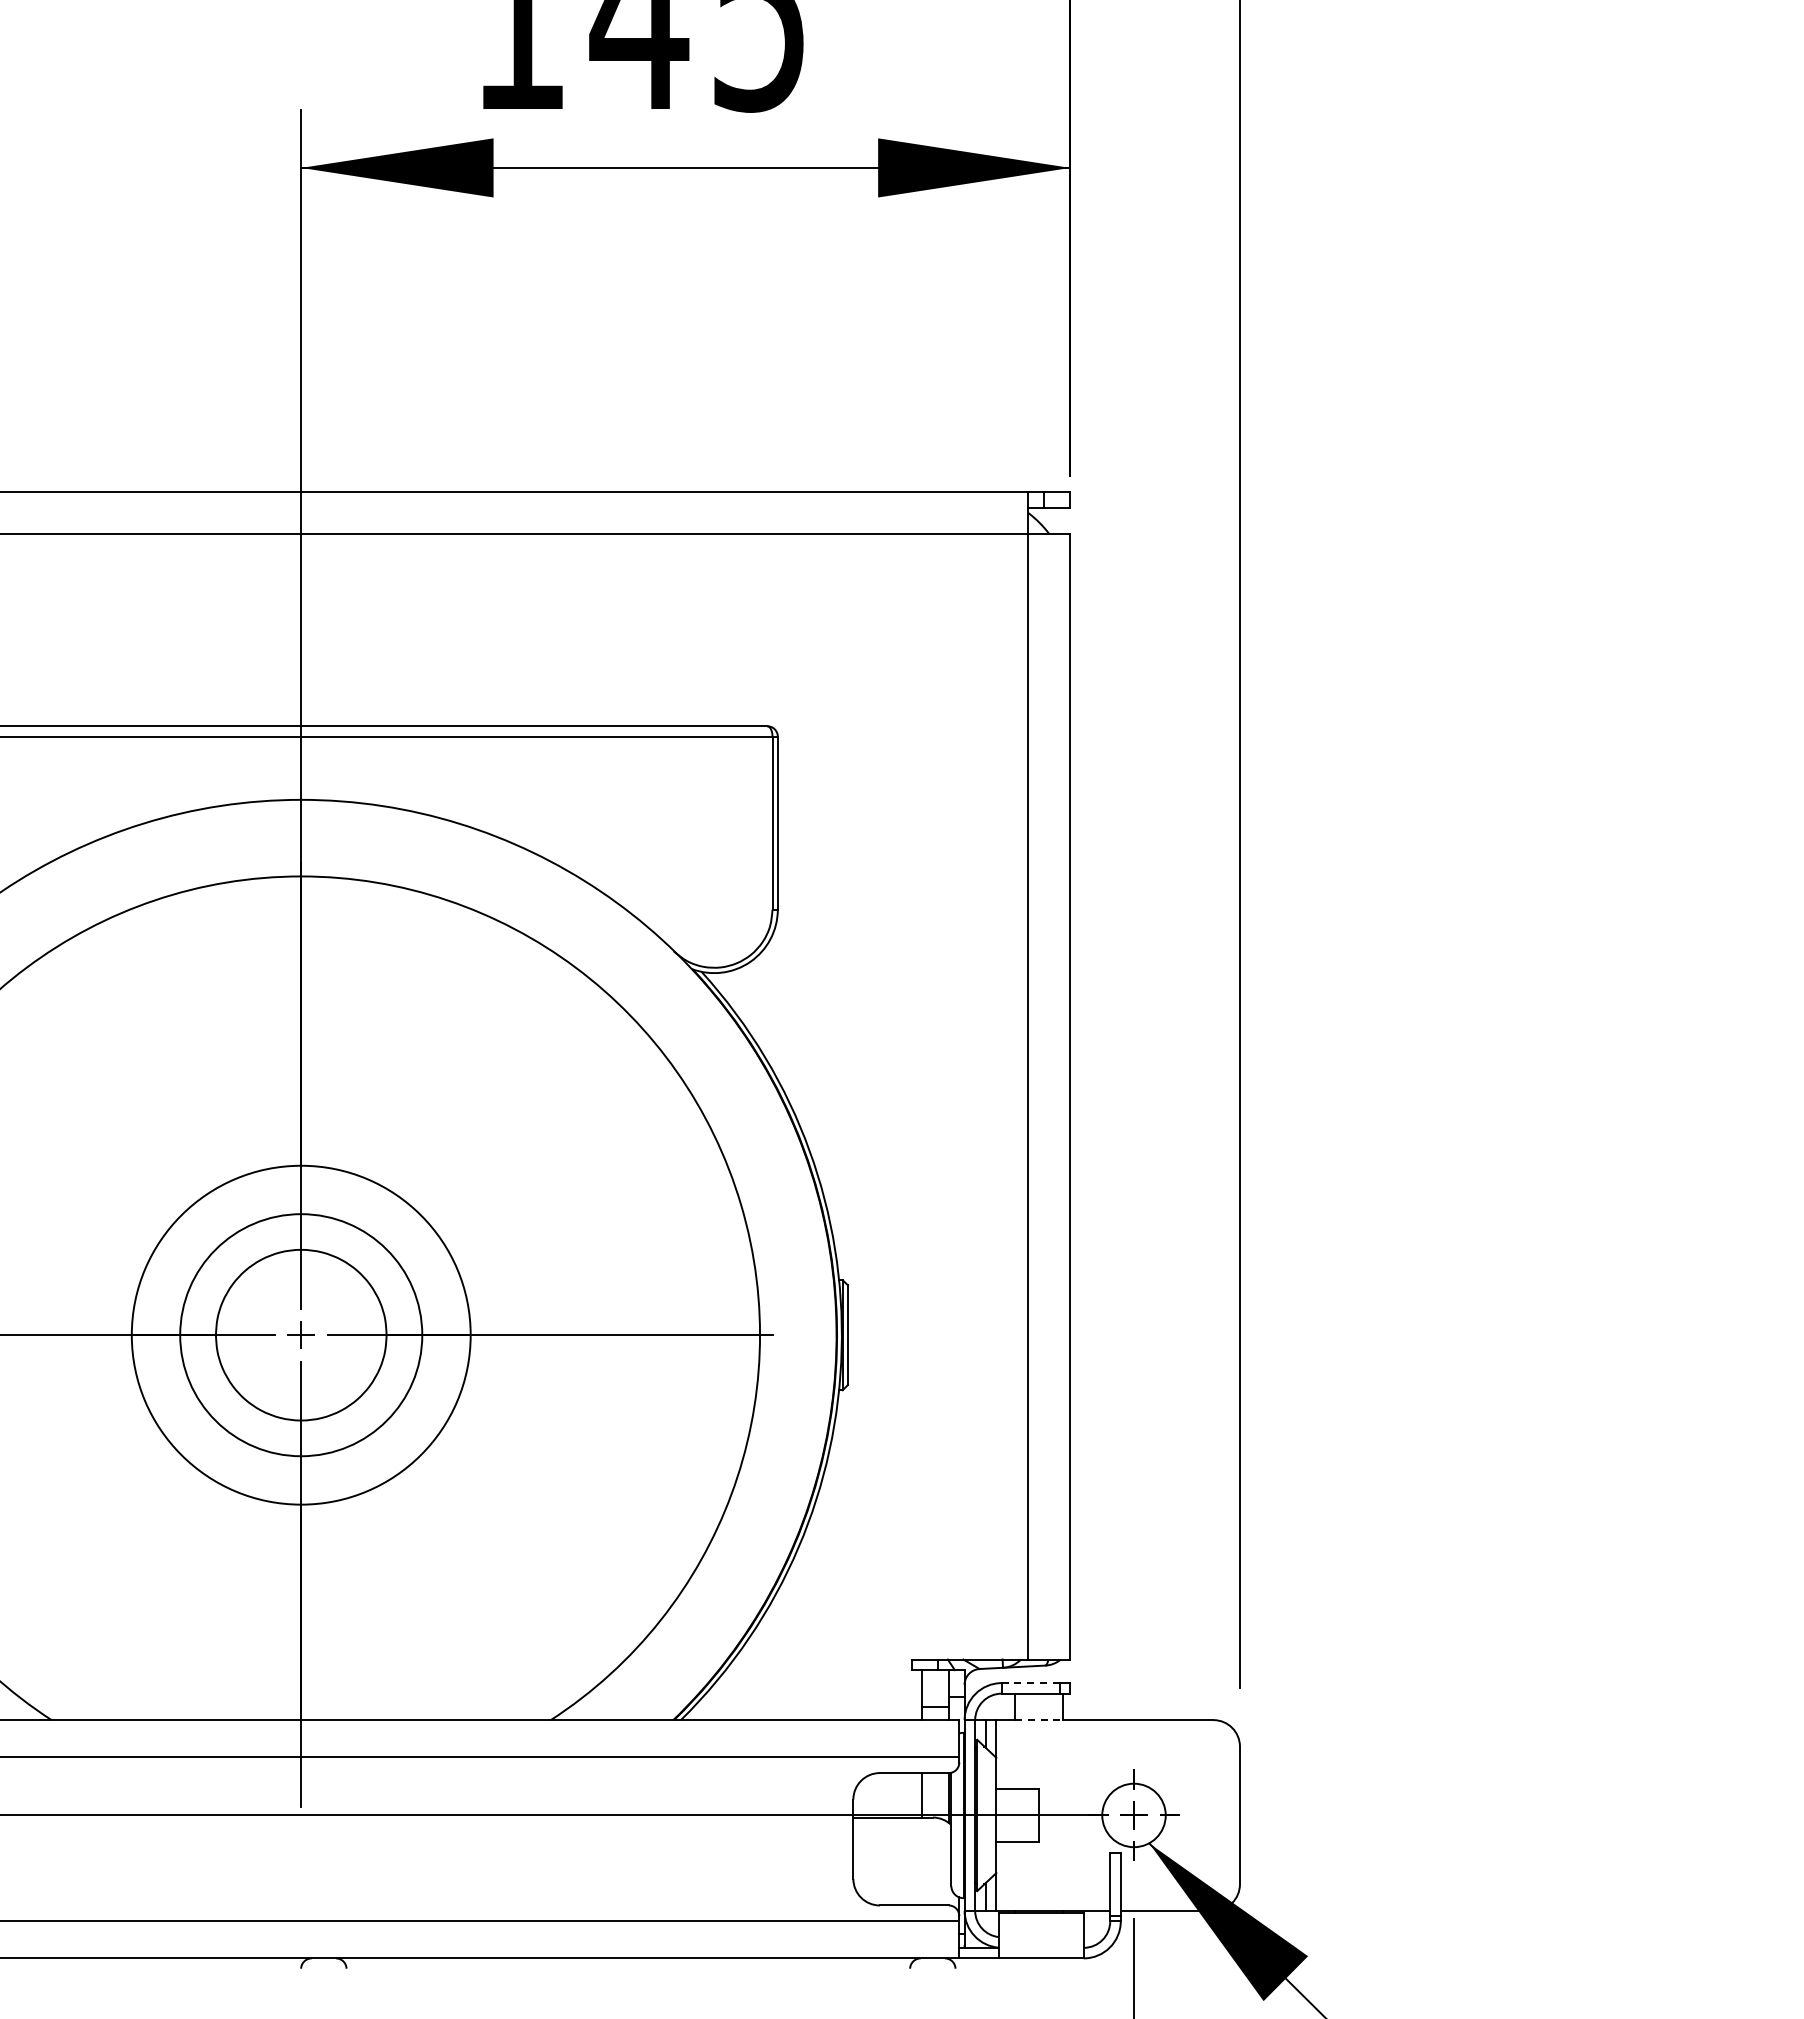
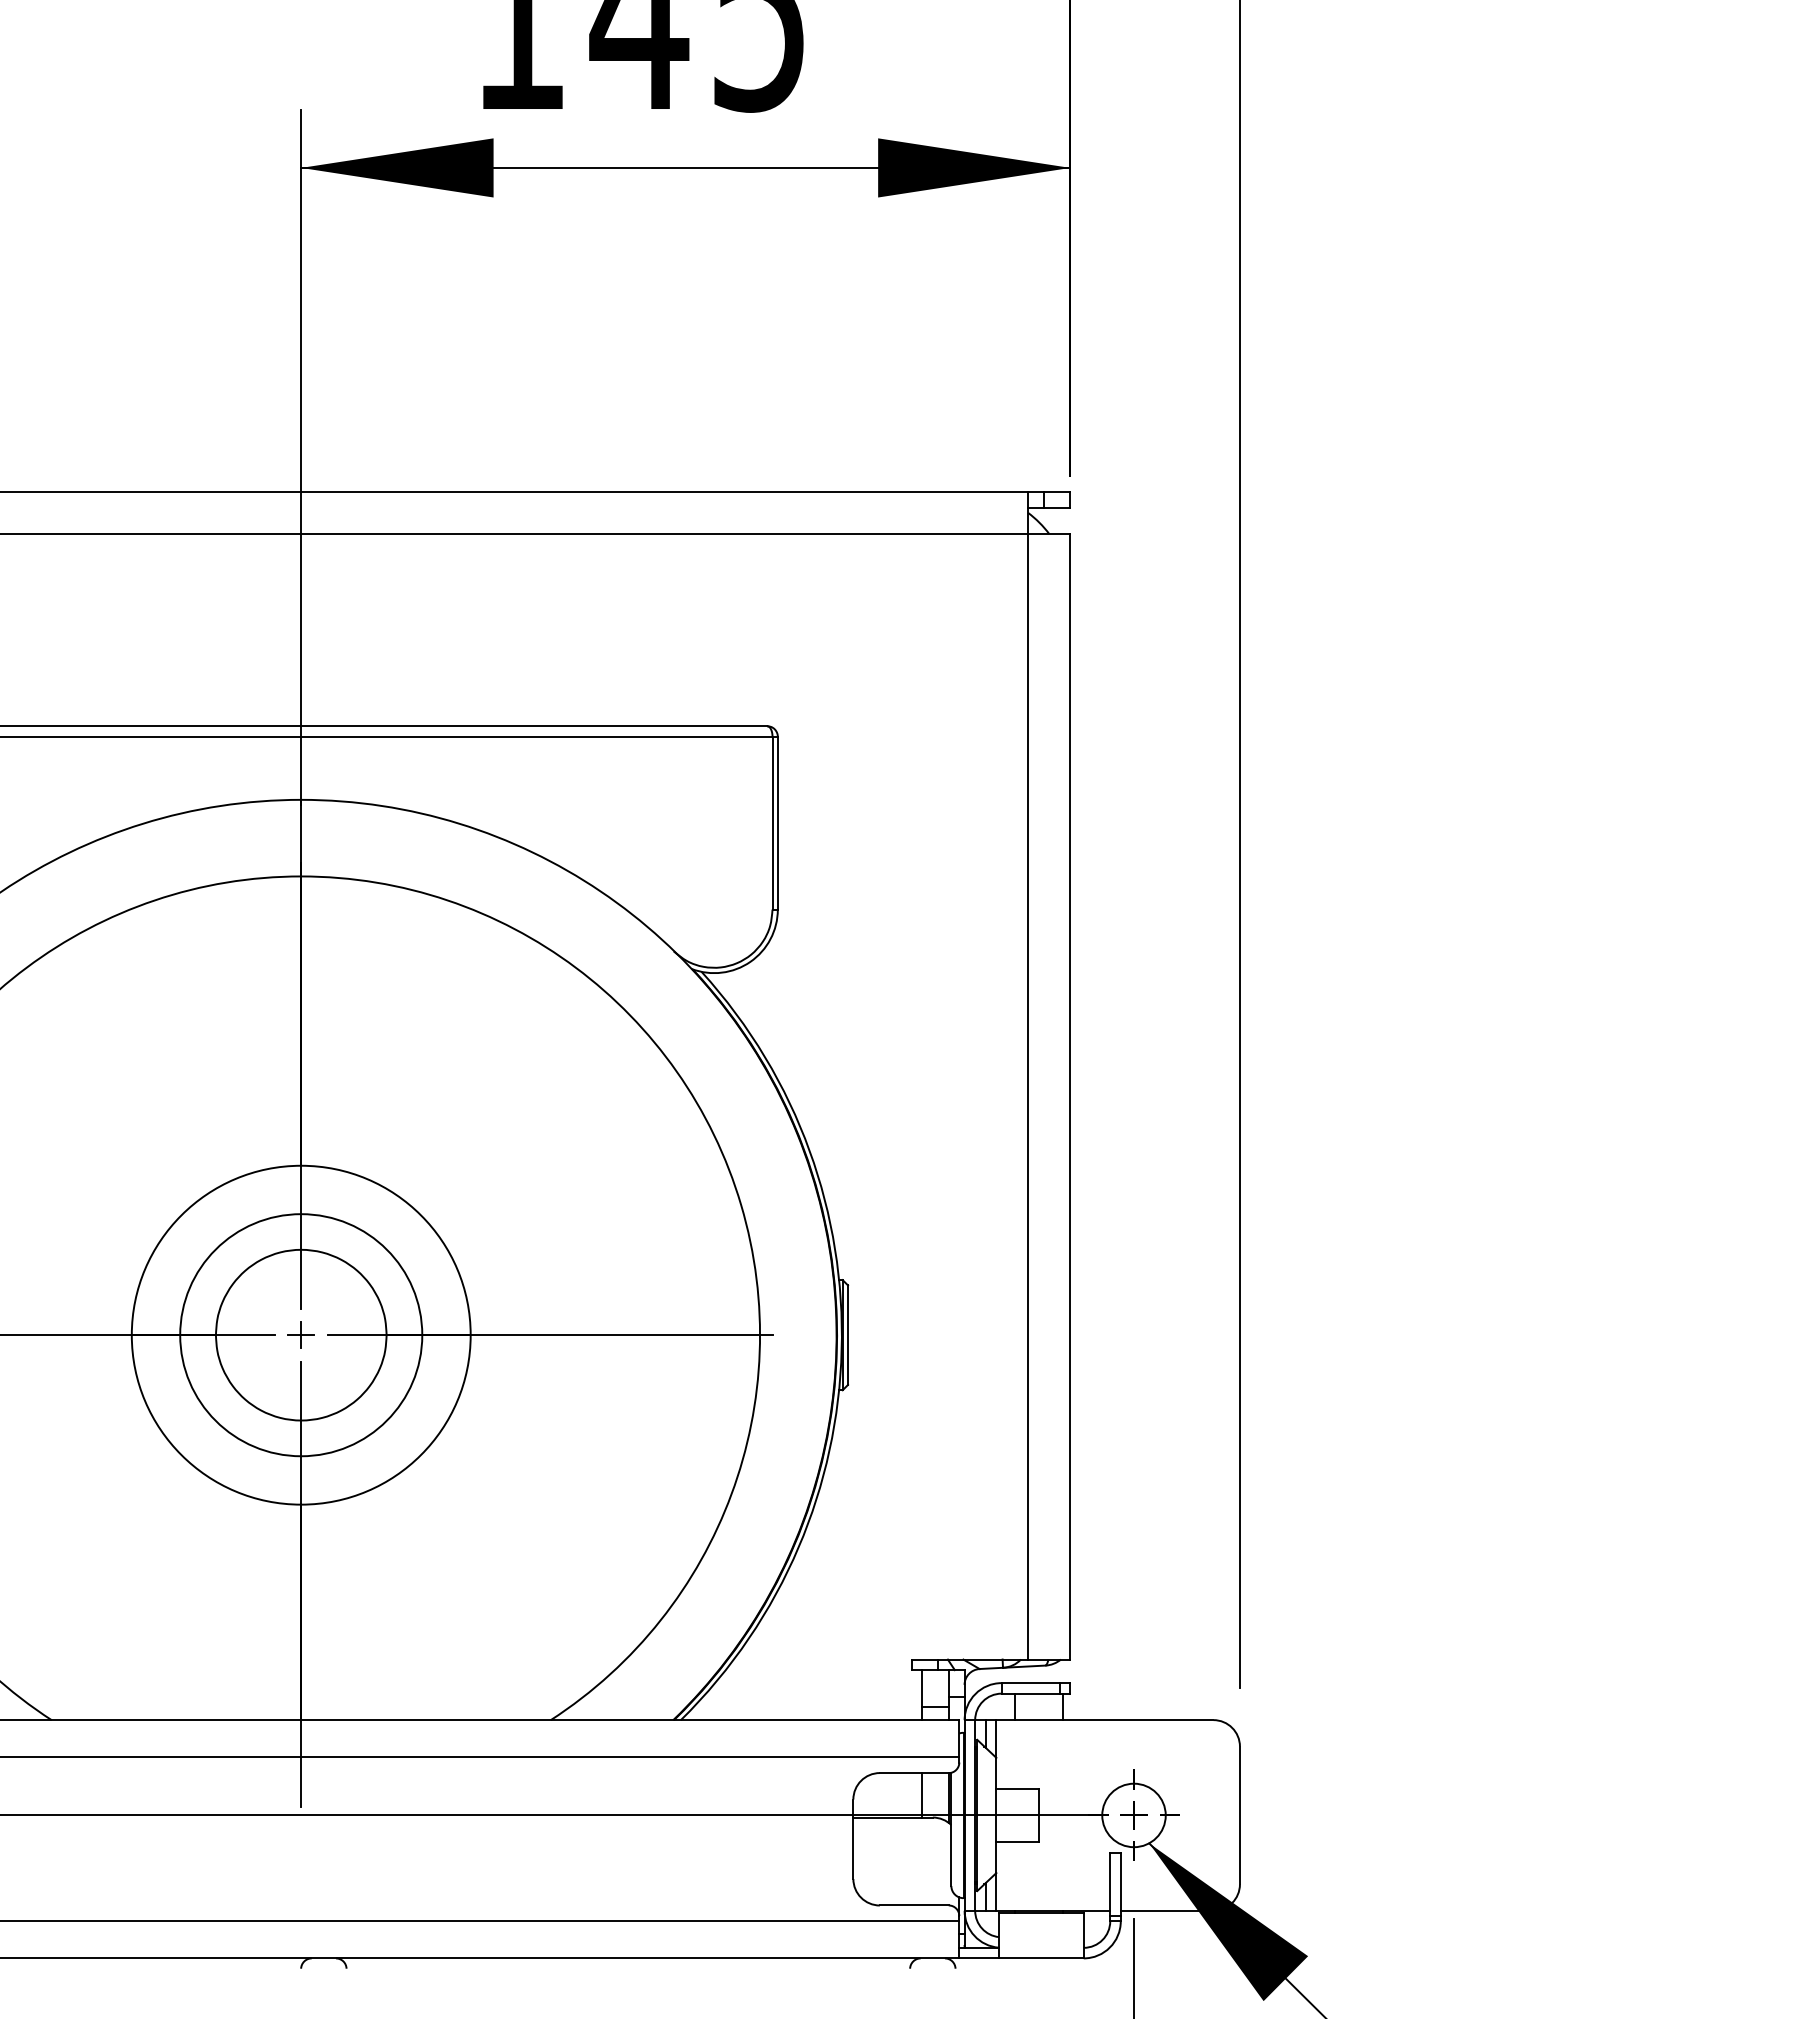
line: dashed -> solid (1030, 1683)
line: dashed -> solid (1038, 1720)
